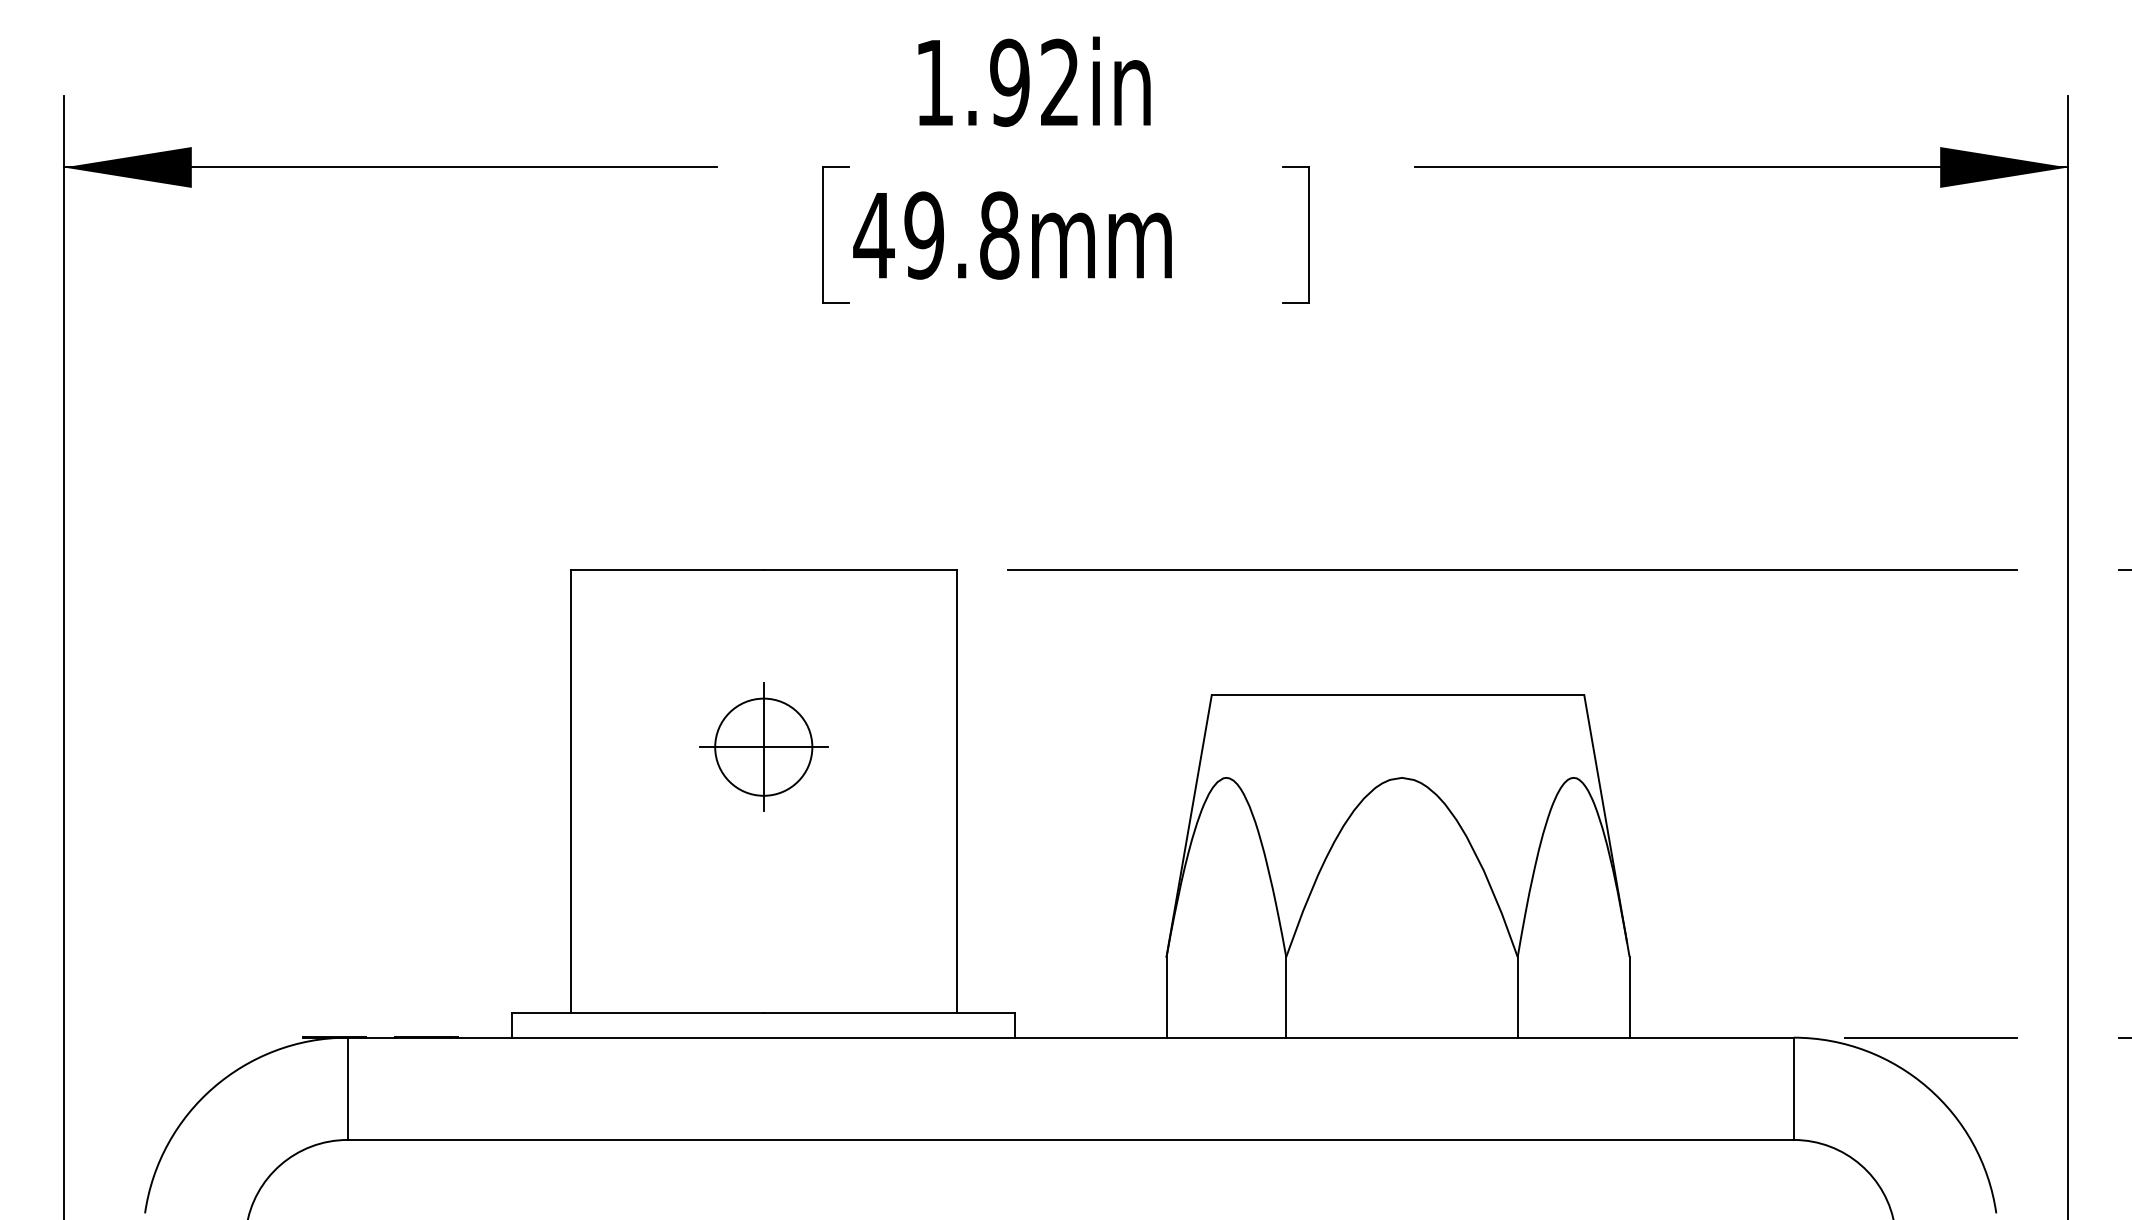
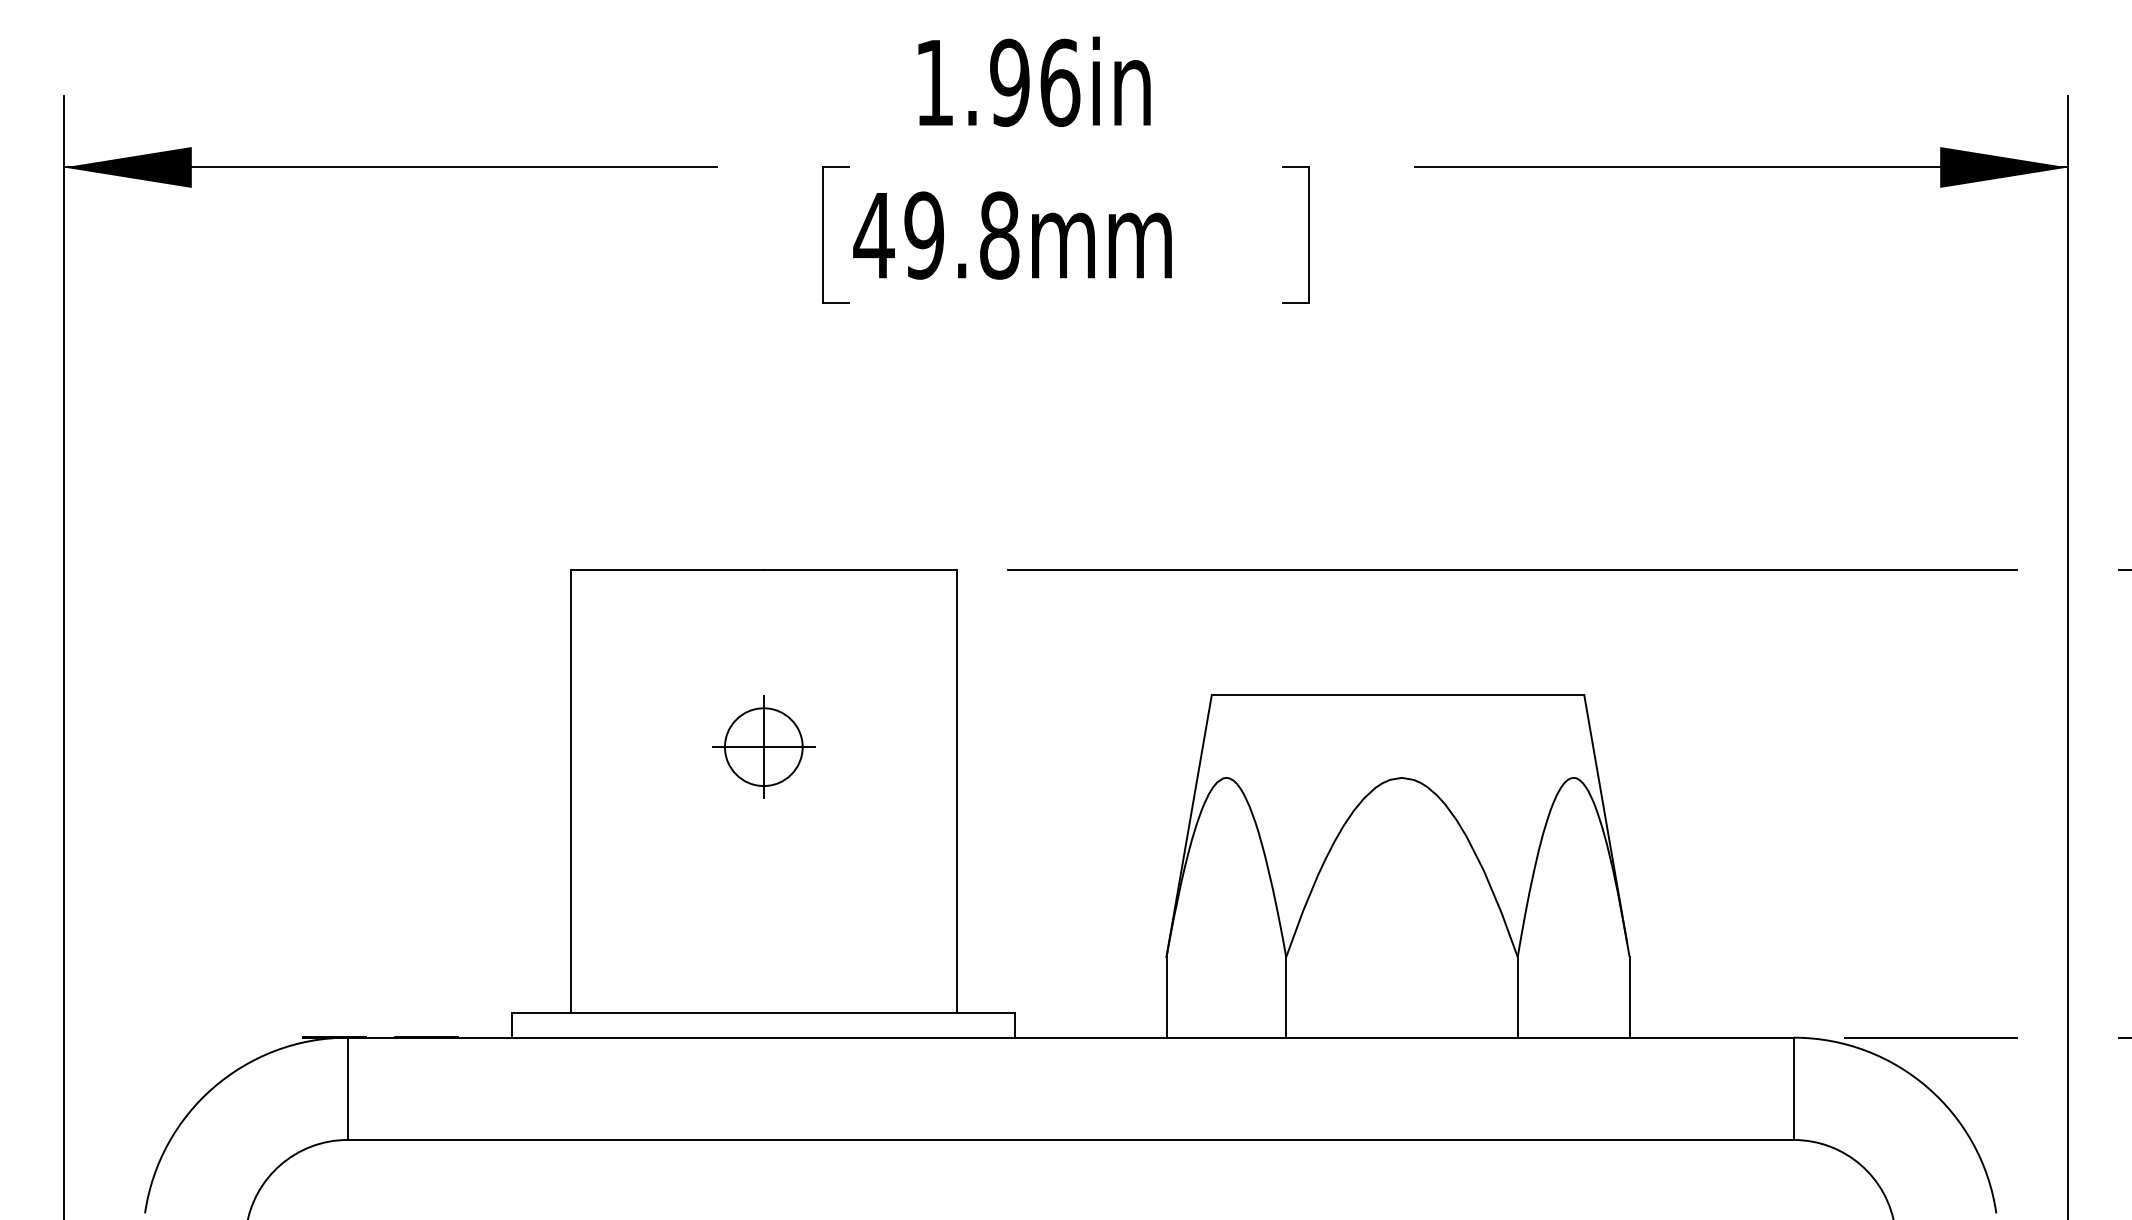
text: 1.92in -> 1.96in (1060, 82)
part size: 130x130 px -> 104x104 px (763, 746)
